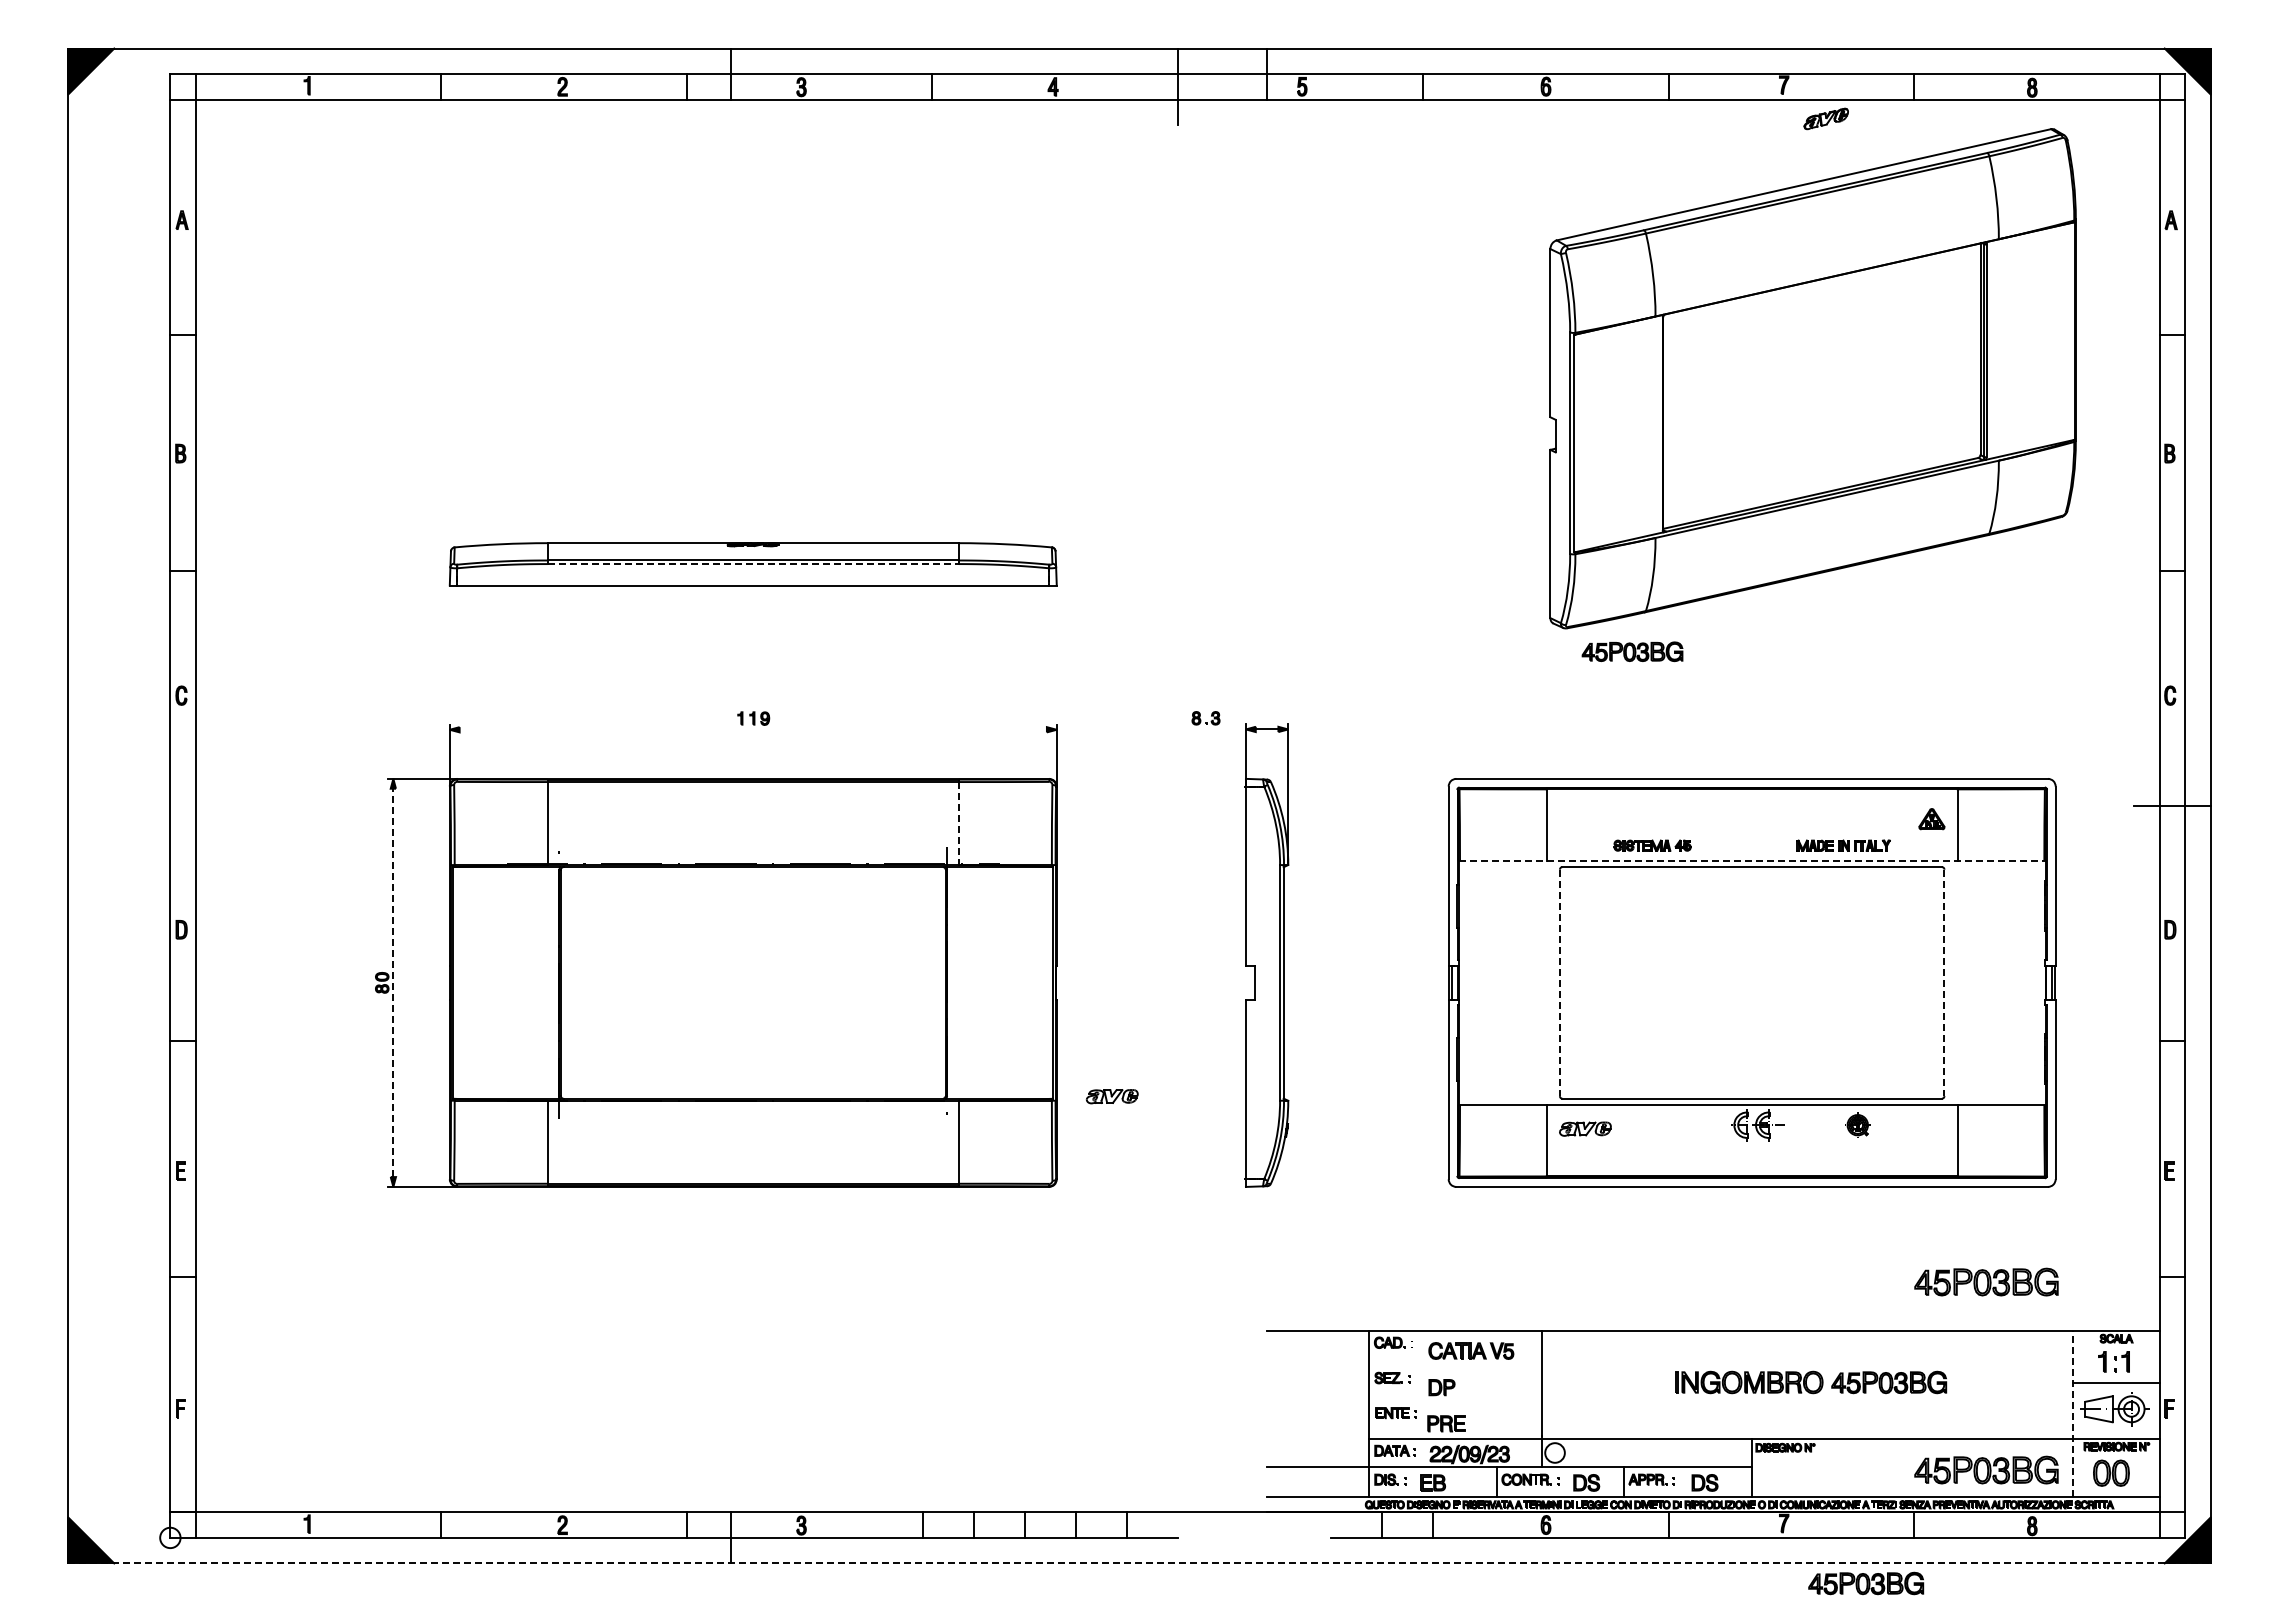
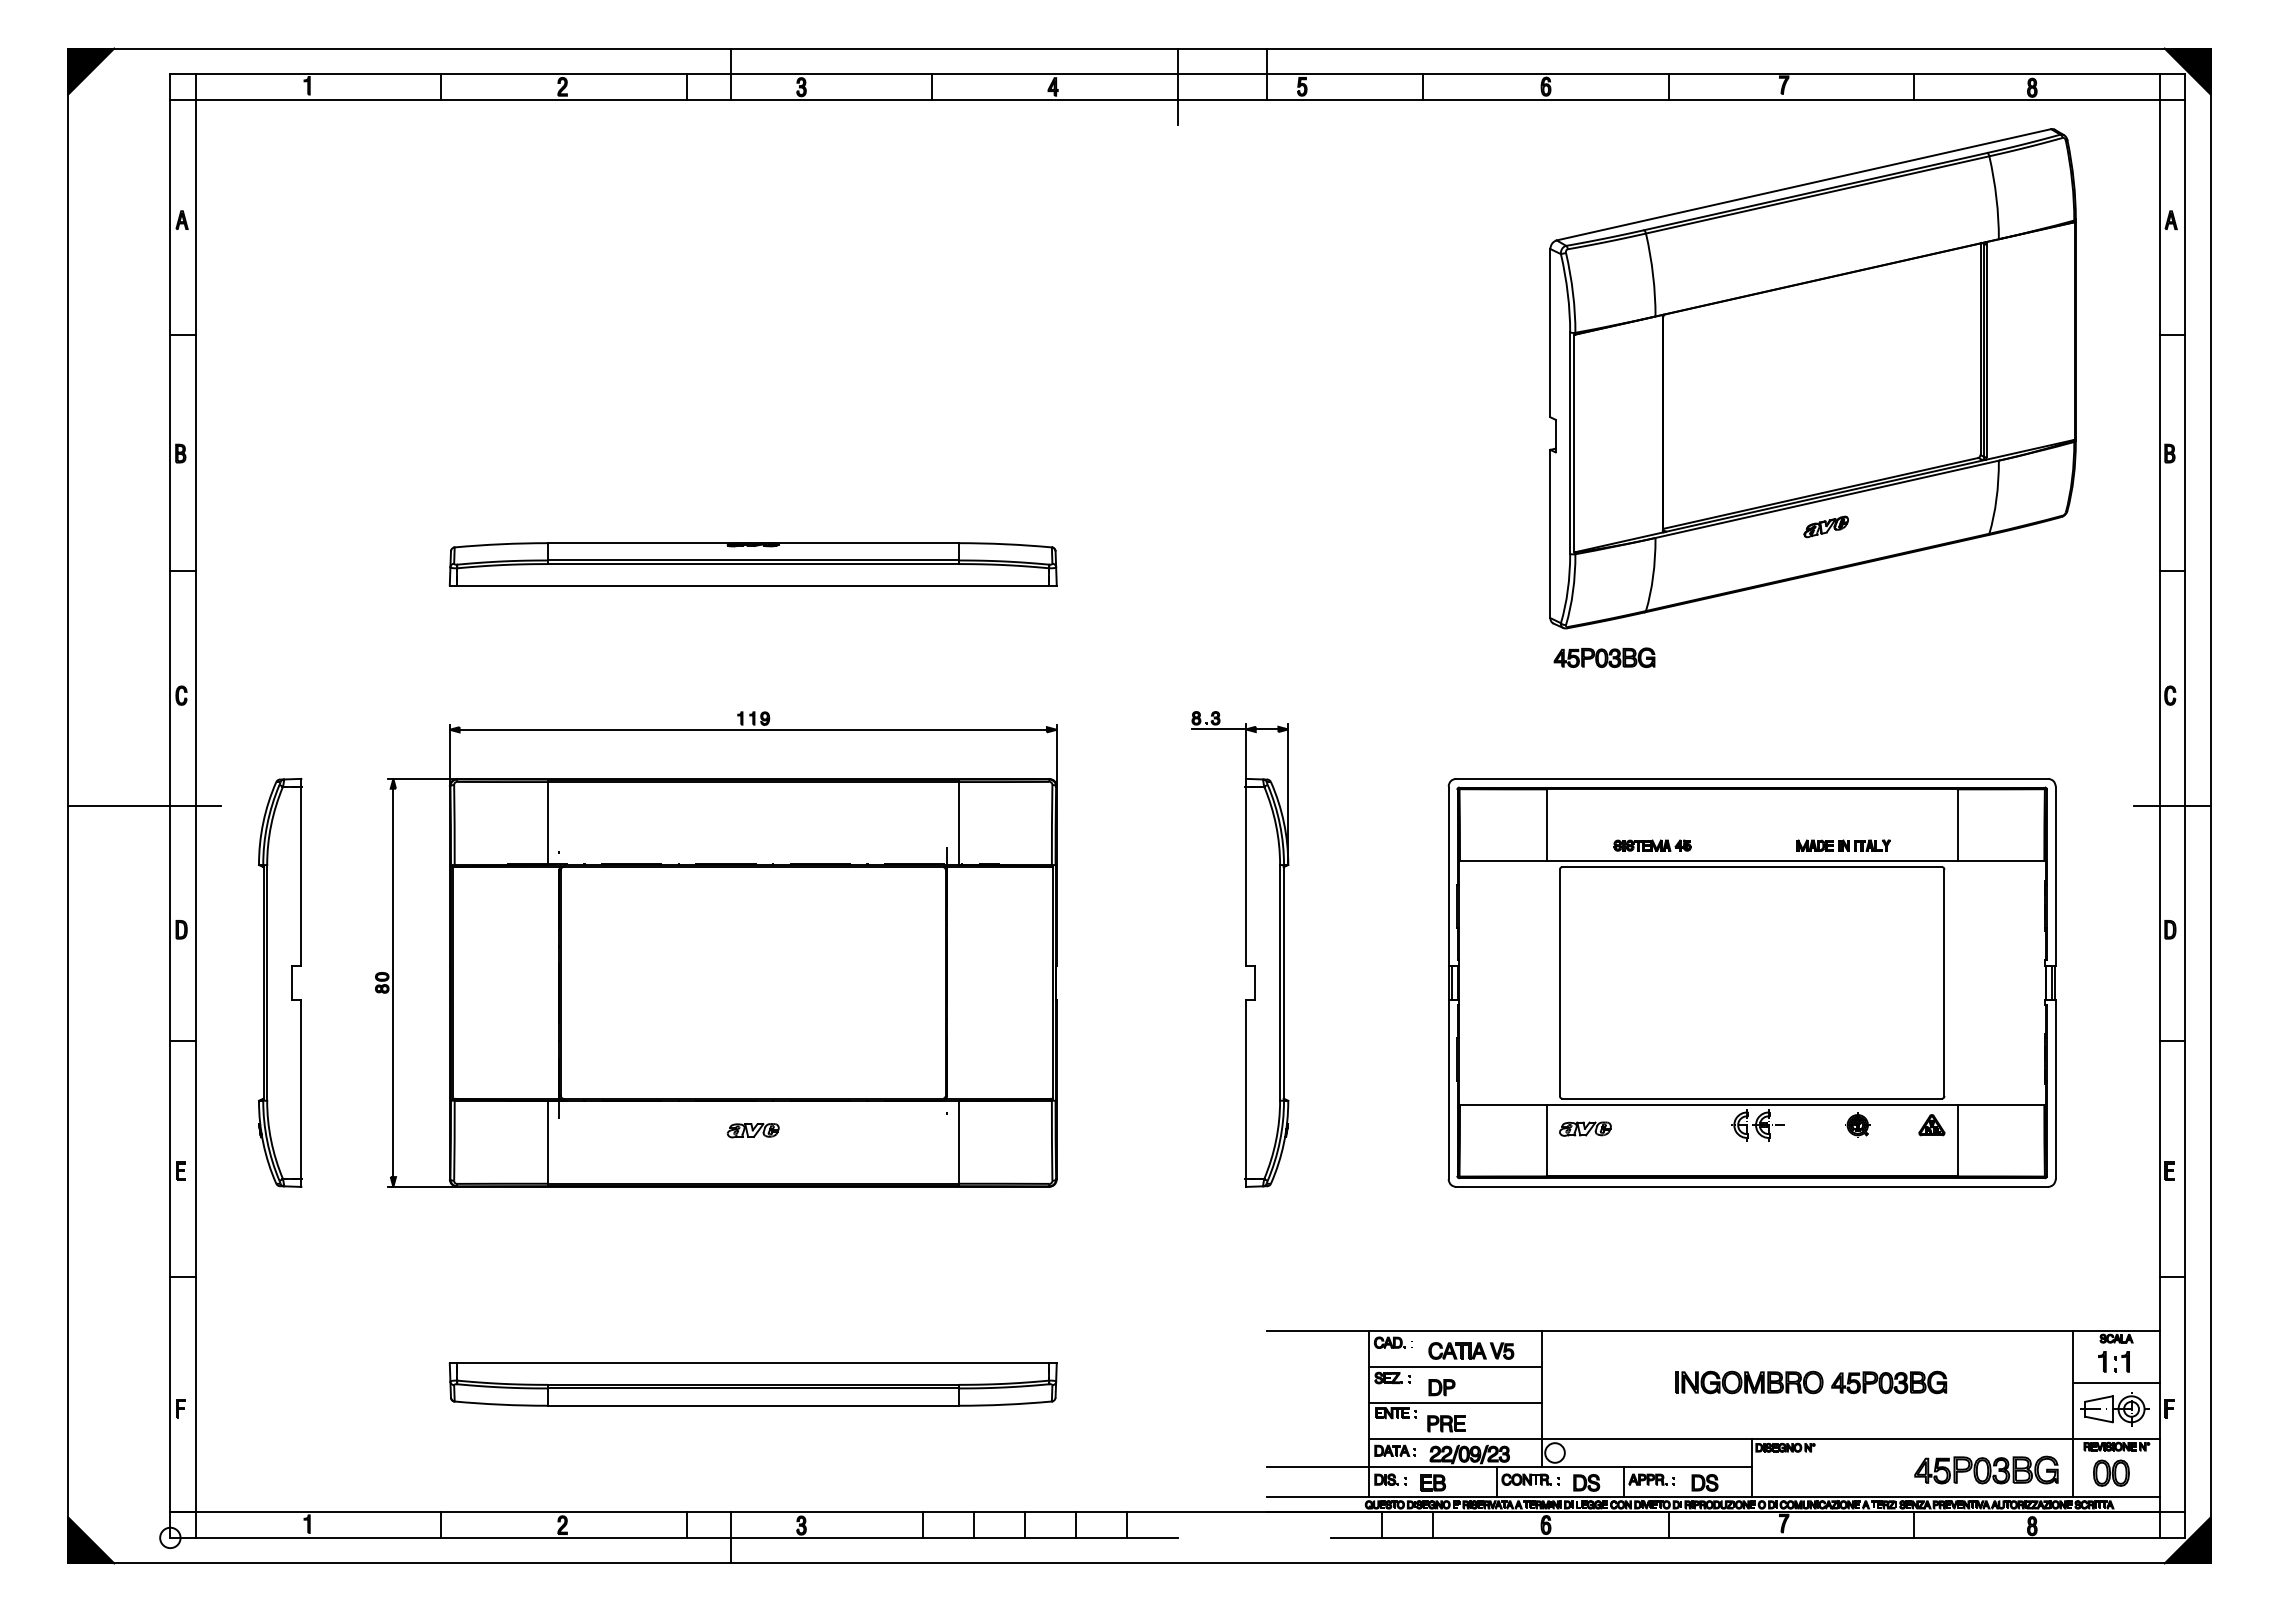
part position: (1825, 118) -> (1825, 526) (1825, 526)
line: dashed -> solid (753, 564)
part position: (1632, 651) -> (1604, 657) (1604, 657)
line: none -> present (752, 729)
line: none -> present (1218, 729)
line: none -> present (144, 806)
part position: (1931, 819) -> (1931, 1125) (1931, 1125)
line: dashed -> solid (958, 823)
line: dashed -> solid (1752, 861)
part: none -> present (280, 982)
line: dashed -> solid (393, 982)
line: dashed -> solid (1559, 983)
line: dashed -> solid (1944, 983)
part position: (1111, 1096) -> (752, 1130) (752, 1130)
part: present -> none (1986, 1281)
line: none -> present (1455, 1367)
part: none -> present (752, 1384)
line: none -> present (1455, 1403)
line: dashed -> solid (2072, 1414)
line: dashed -> solid (1139, 1563)
part: present -> none (1866, 1583)
